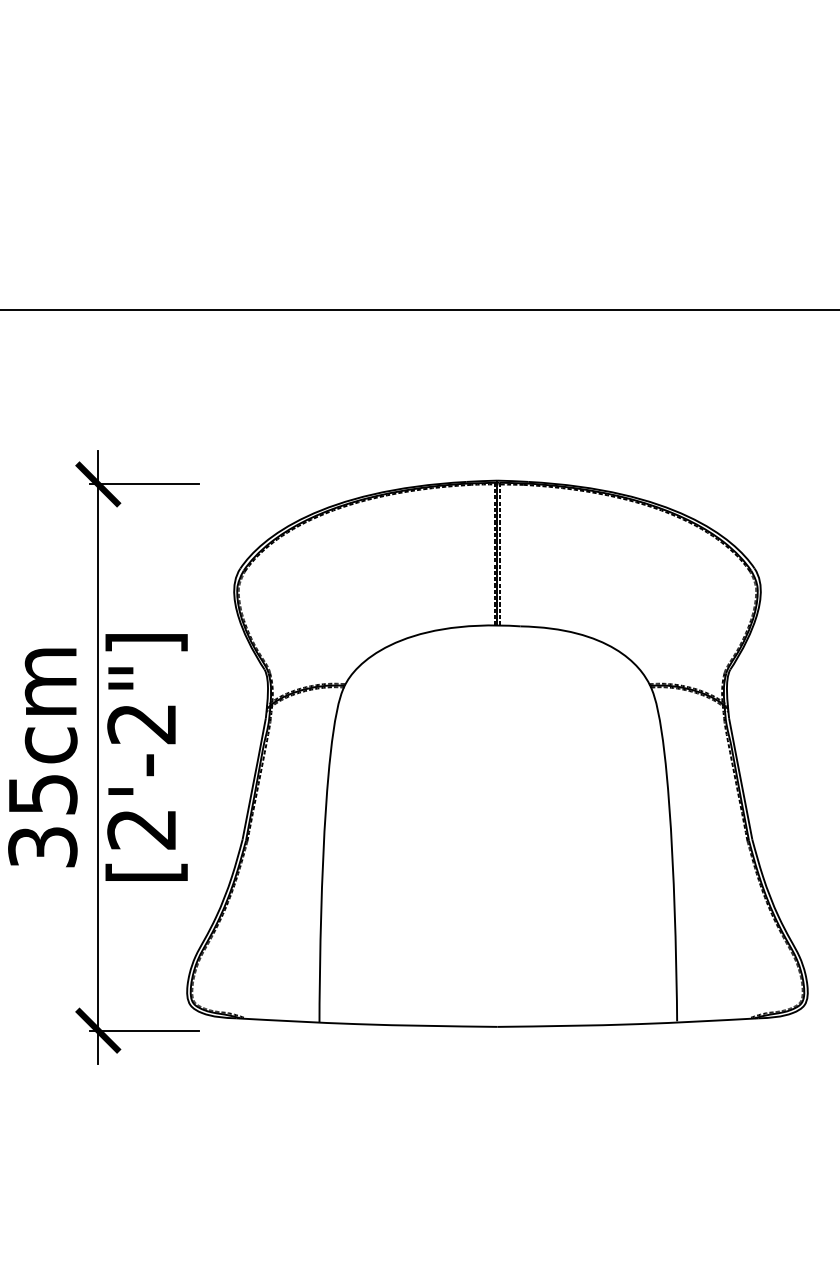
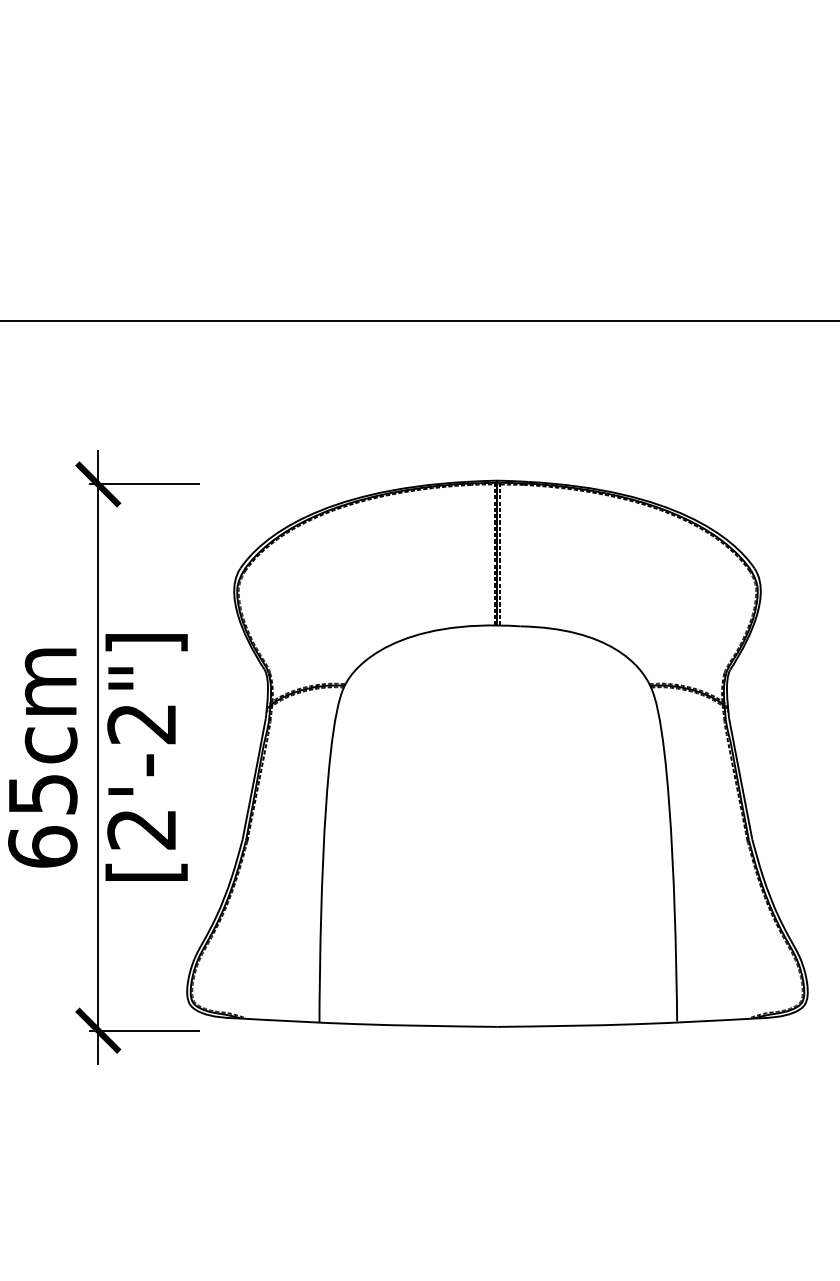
line position: (419, 309) -> (419, 320) (419, 320)
text: 35cm -> 65cm (42, 846)
